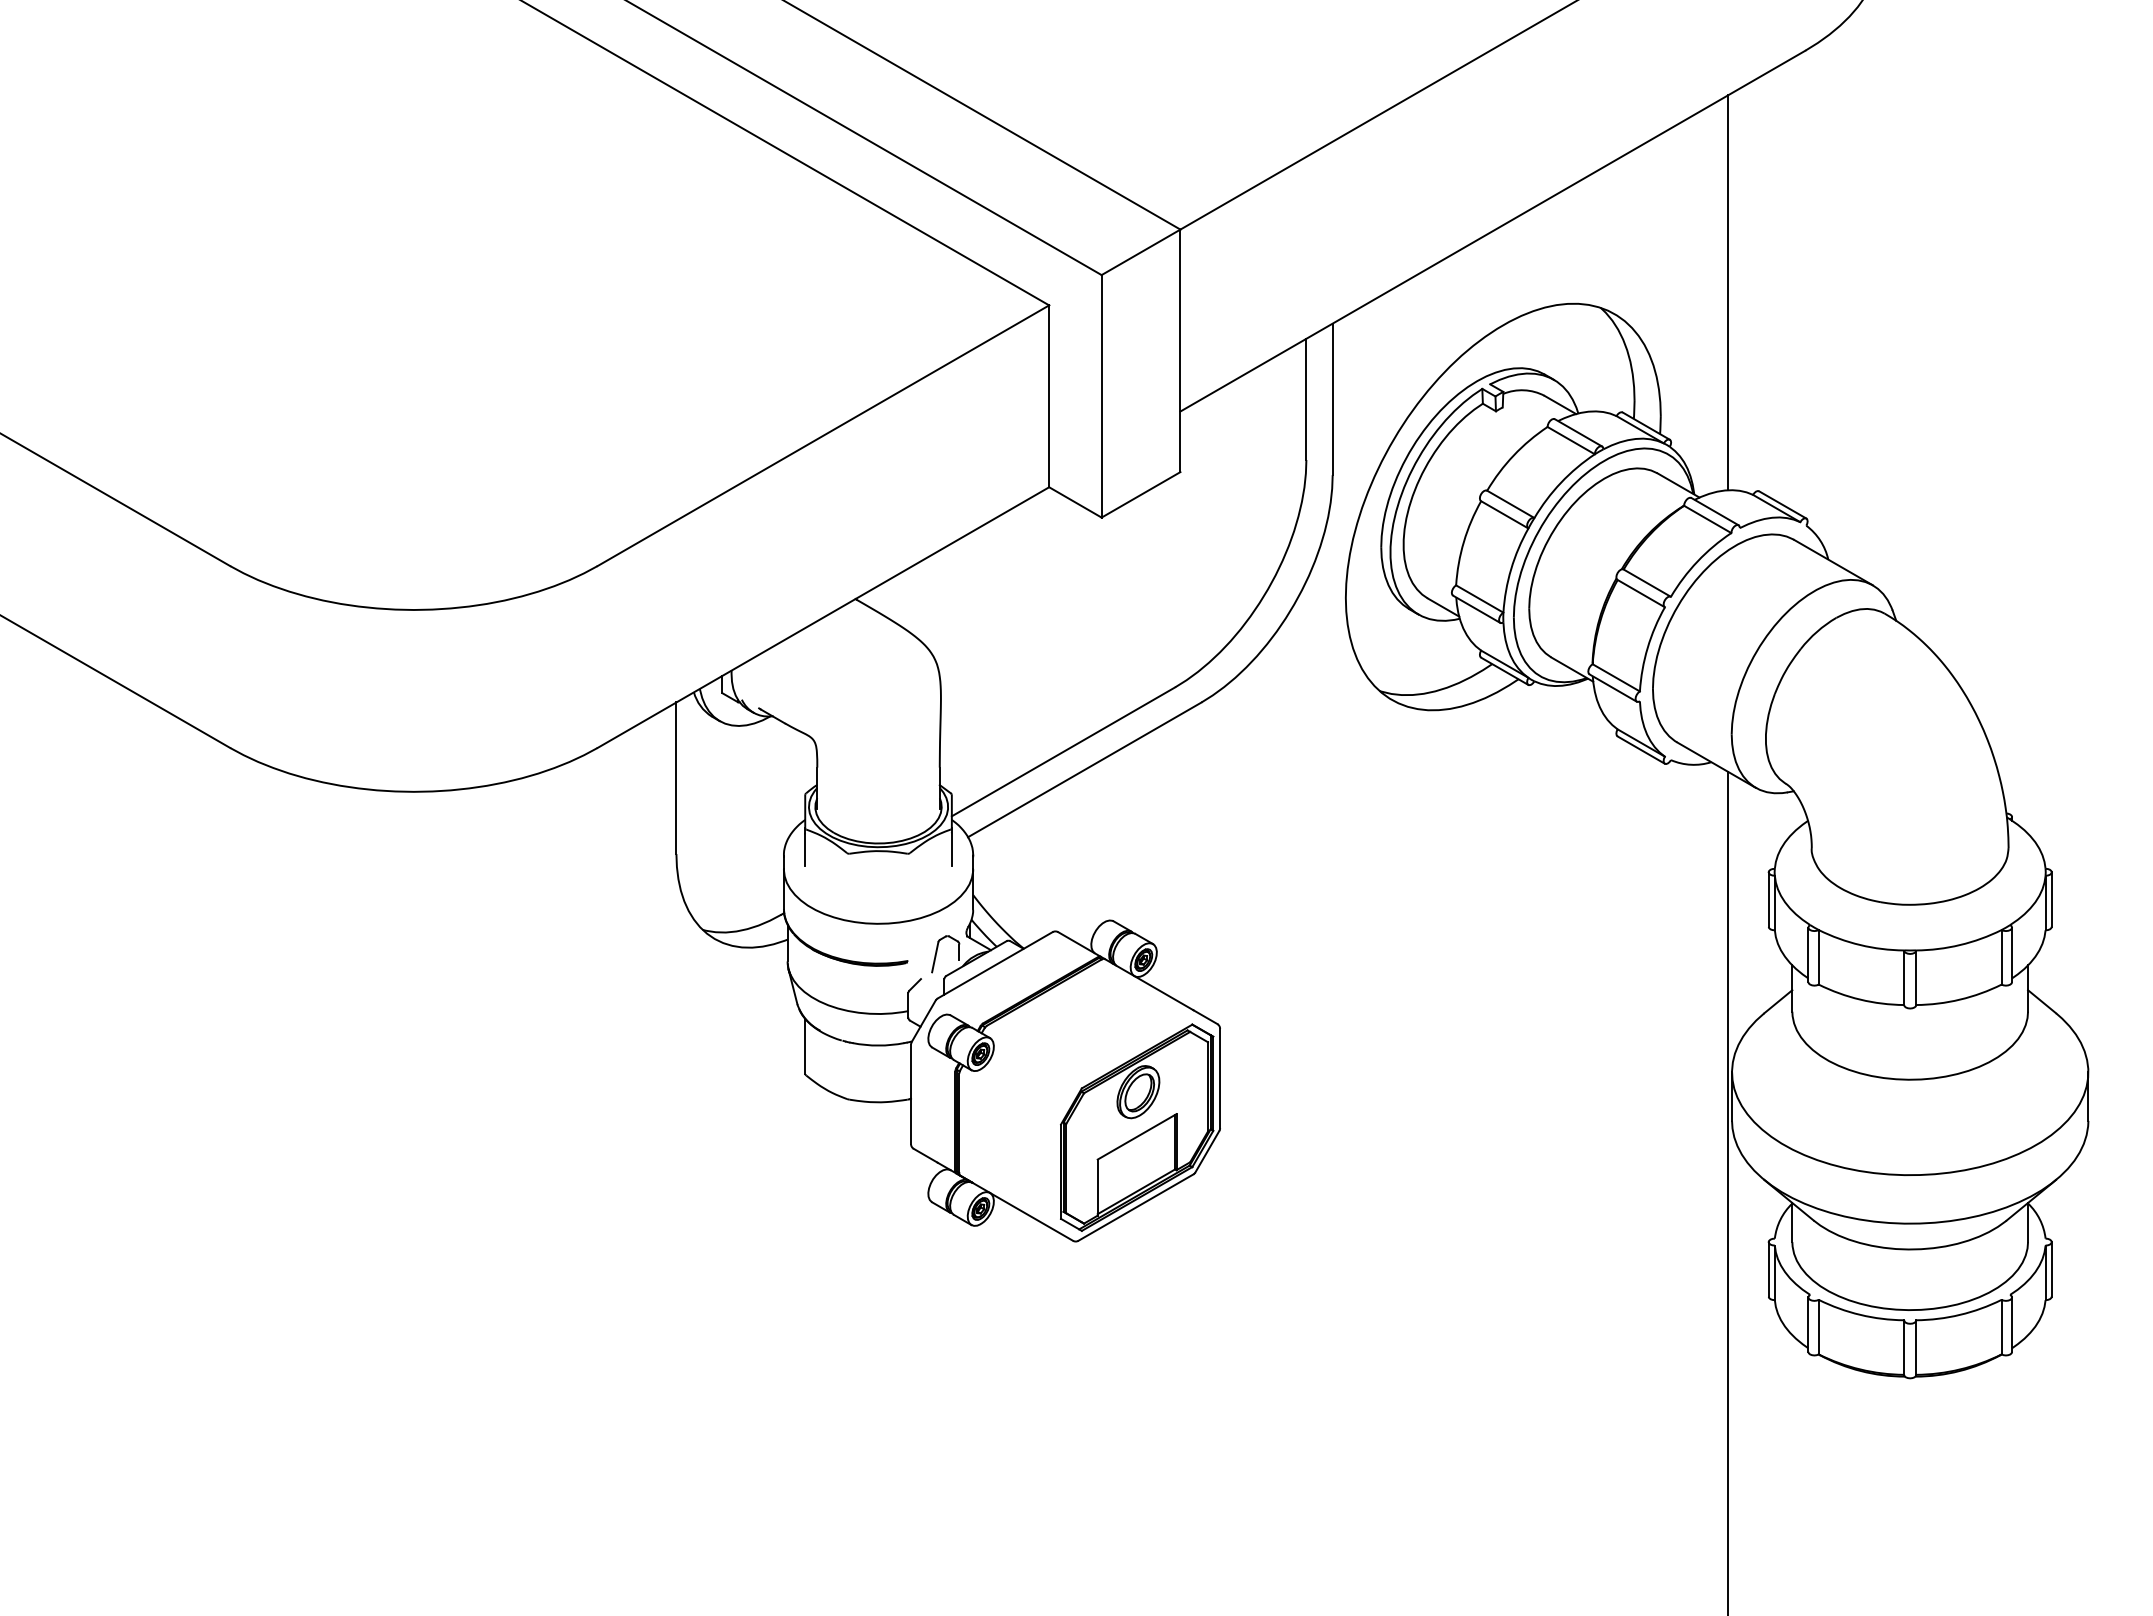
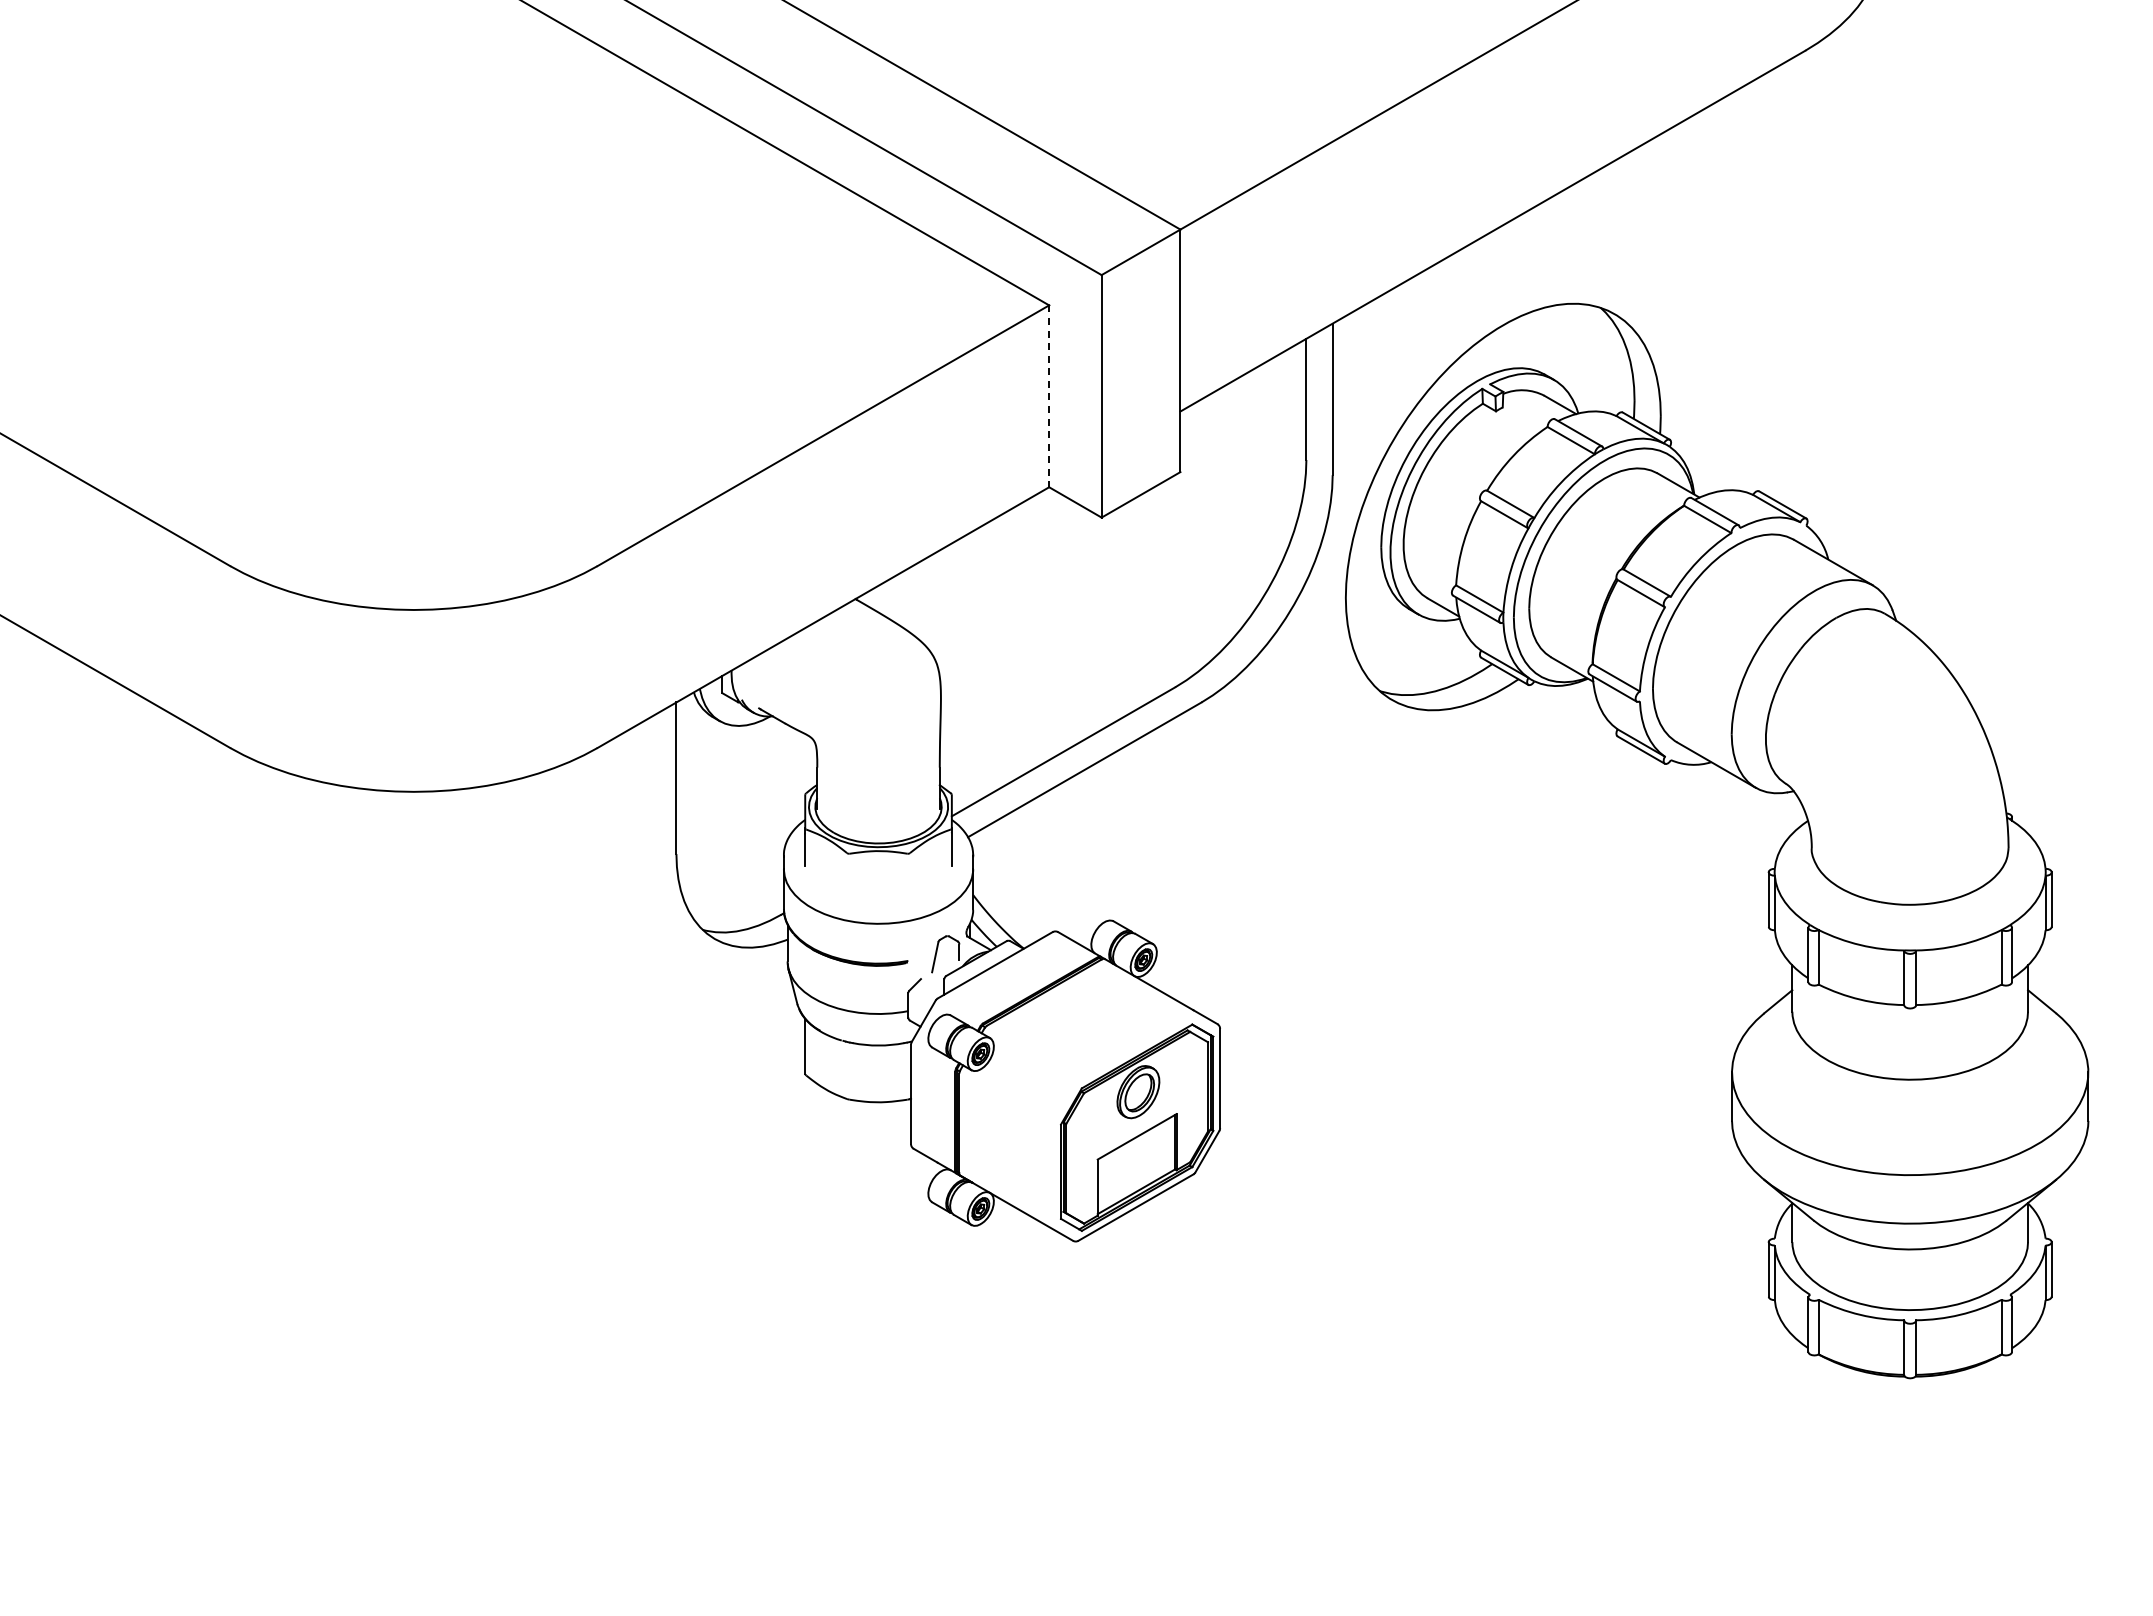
line: present -> none (1728, 292)
line: solid -> dashed (1049, 396)
line: present -> none (1728, 1191)
